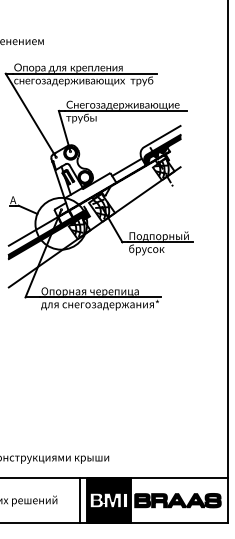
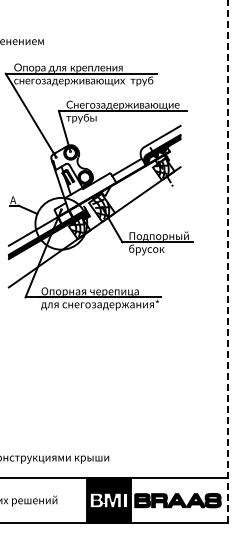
line: solid -> dashed (227, 260)
line: present -> none (80, 500)
